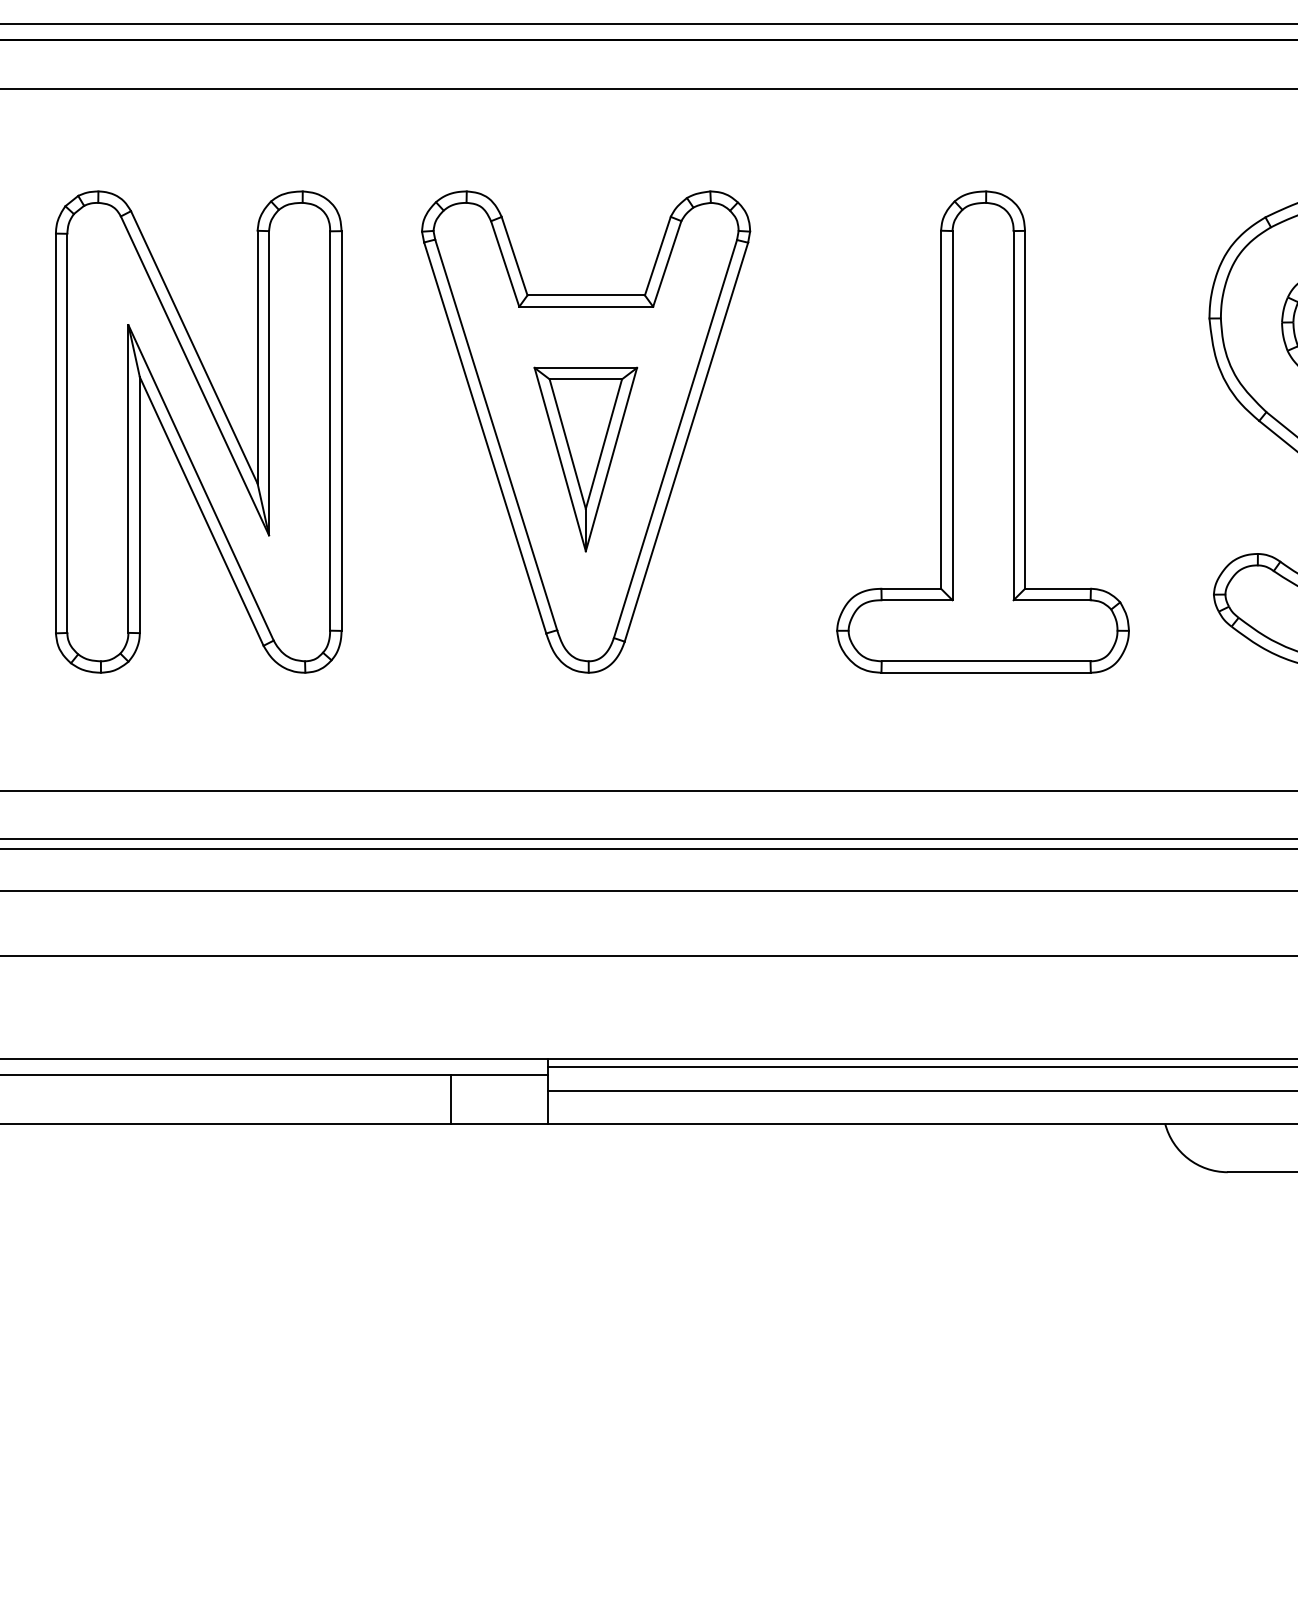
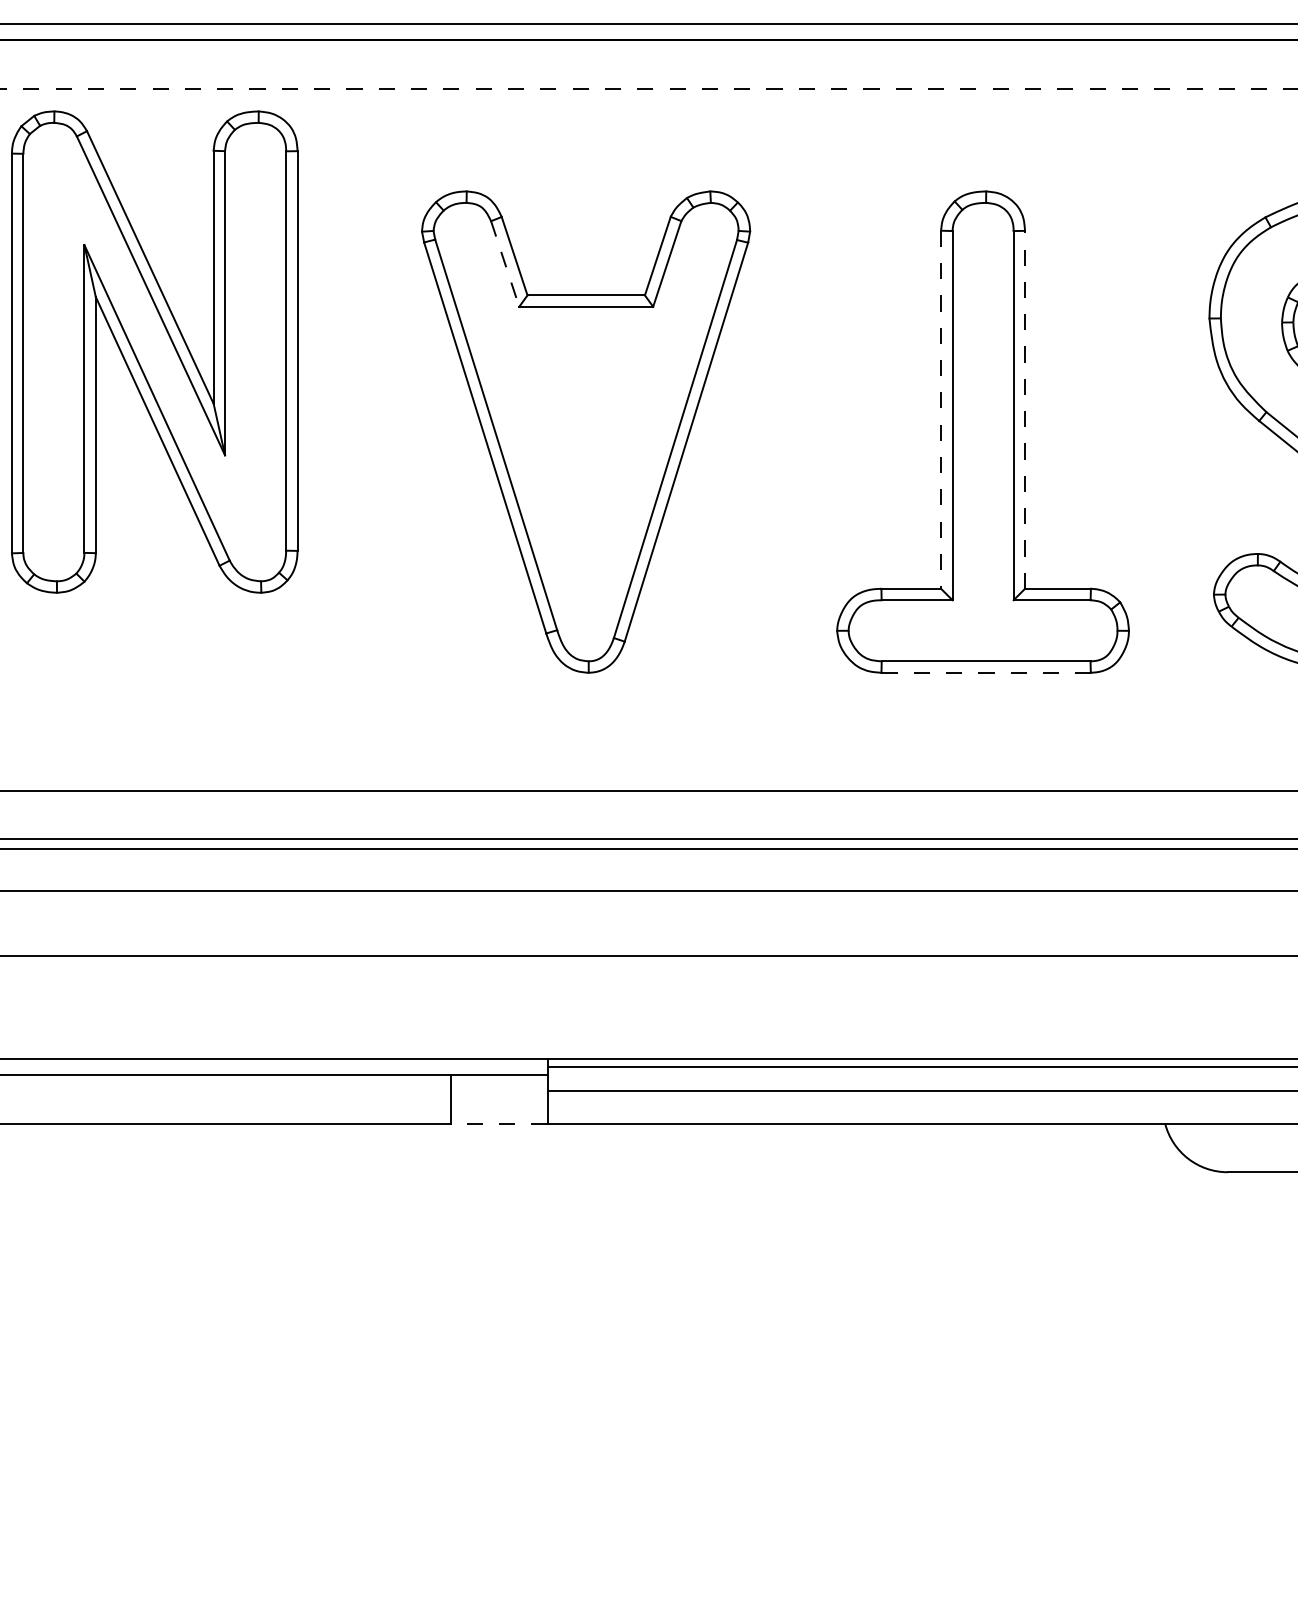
line: solid -> dashed (649, 88)
line: solid -> dashed (505, 264)
line: solid -> dashed (1025, 409)
line: solid -> dashed (941, 410)
part position: (198, 431) -> (154, 351) (154, 351)
part: present -> none (585, 459)
line: solid -> dashed (986, 672)
line: solid -> dashed (498, 1123)
